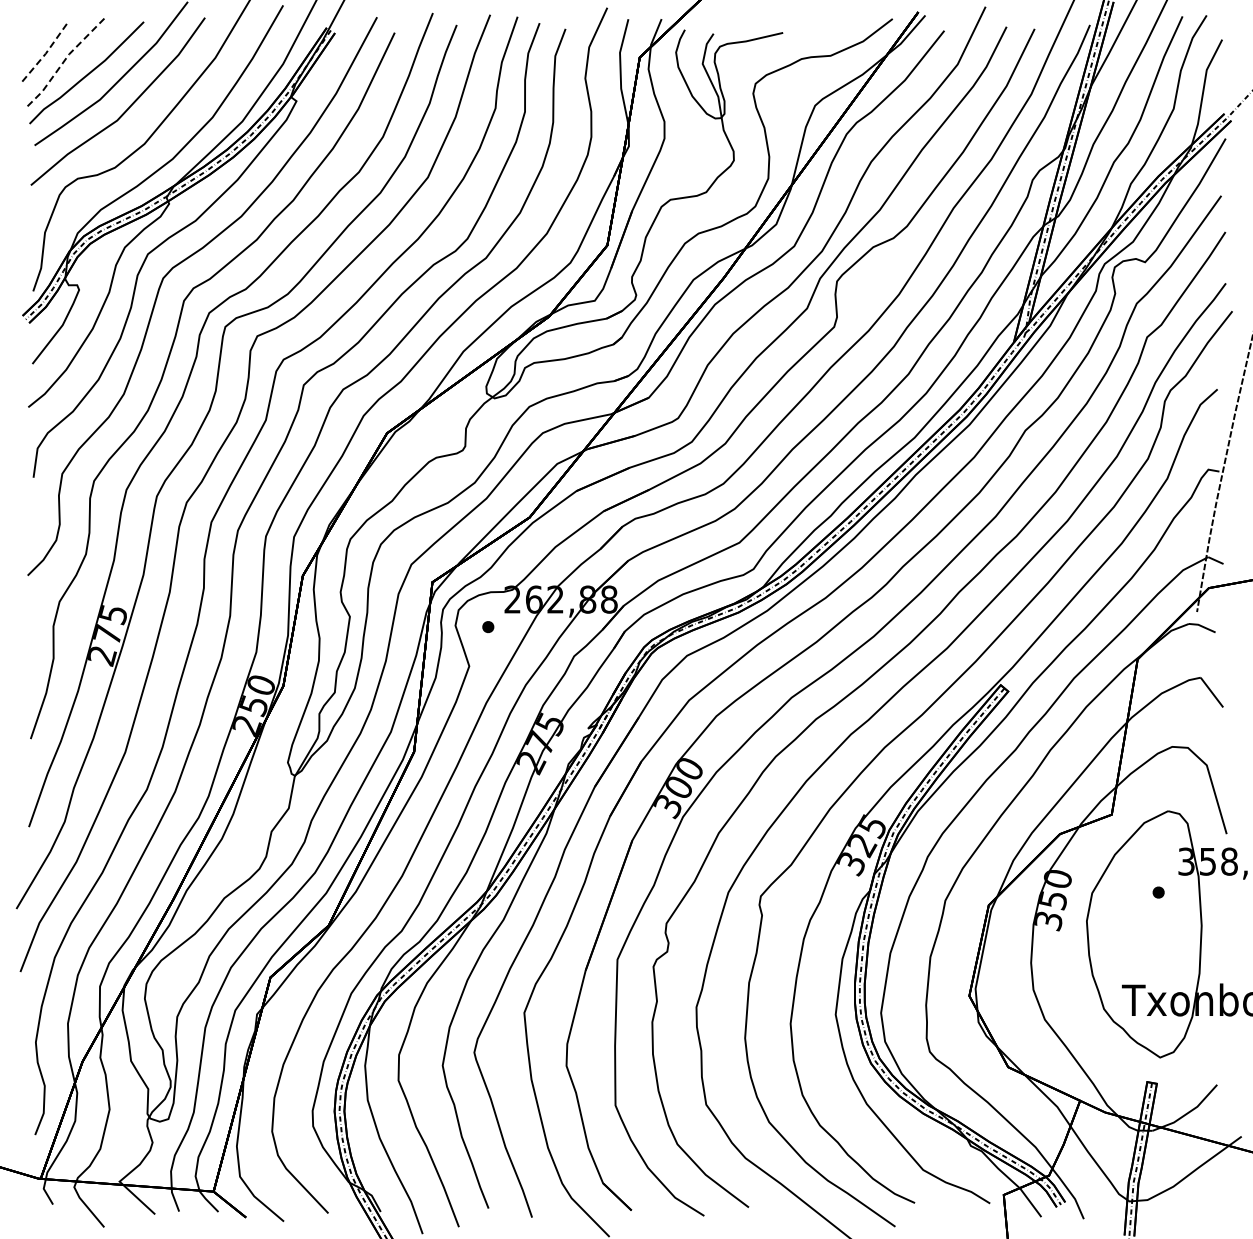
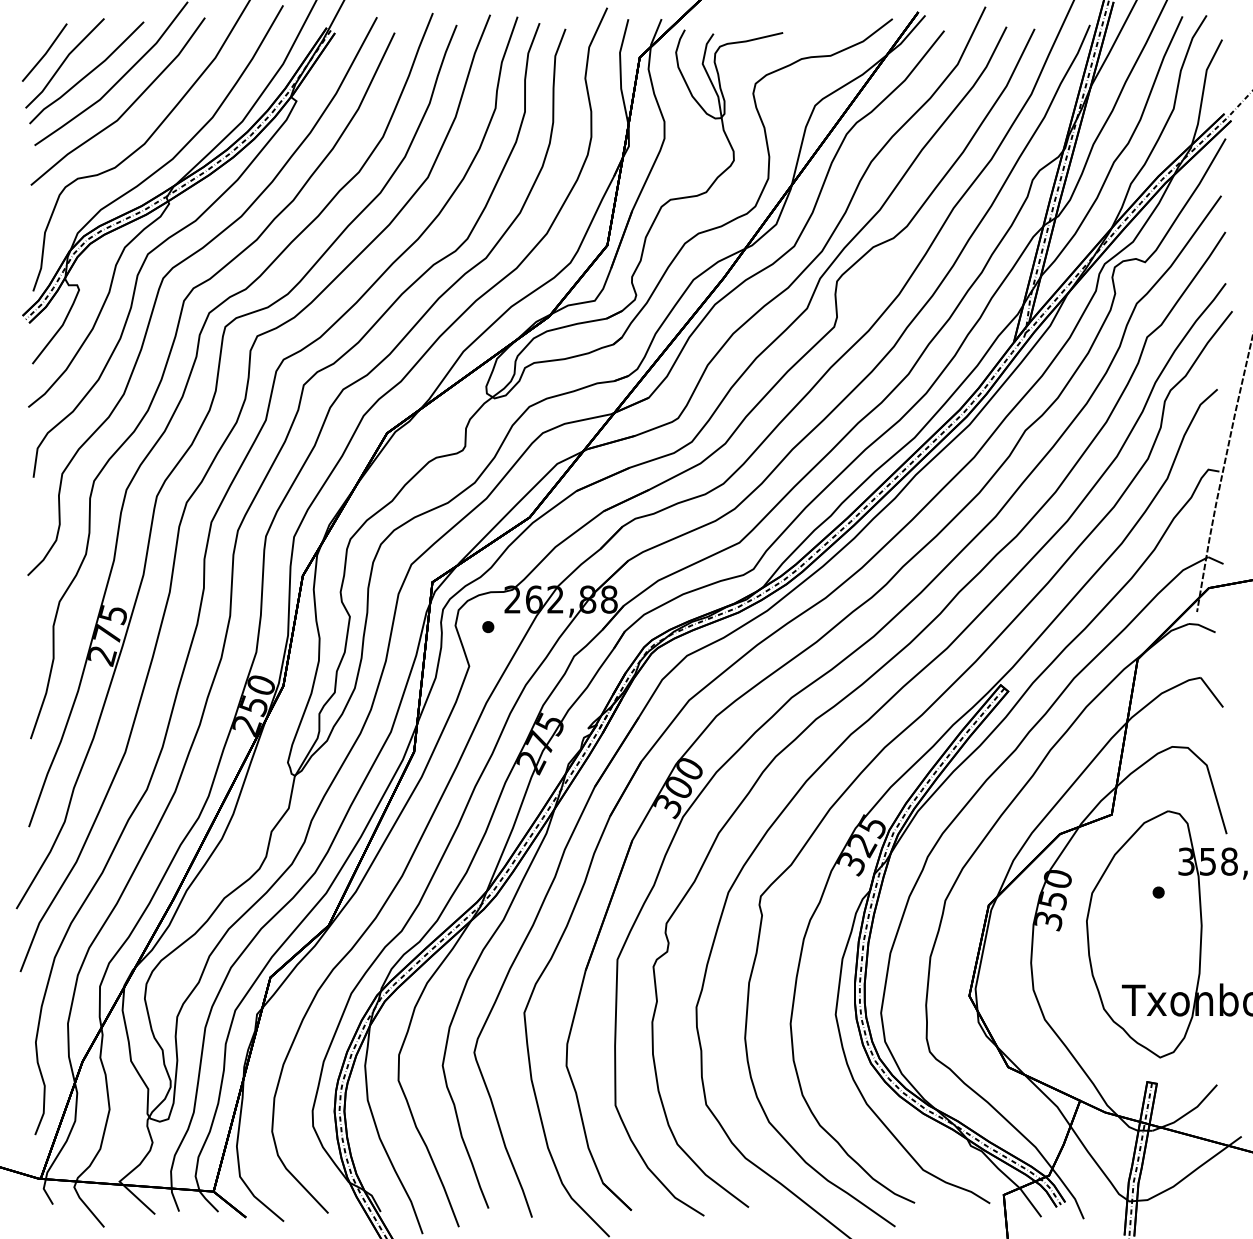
line: dashed -> solid (45, 53)
line: dashed -> solid (63, 62)
